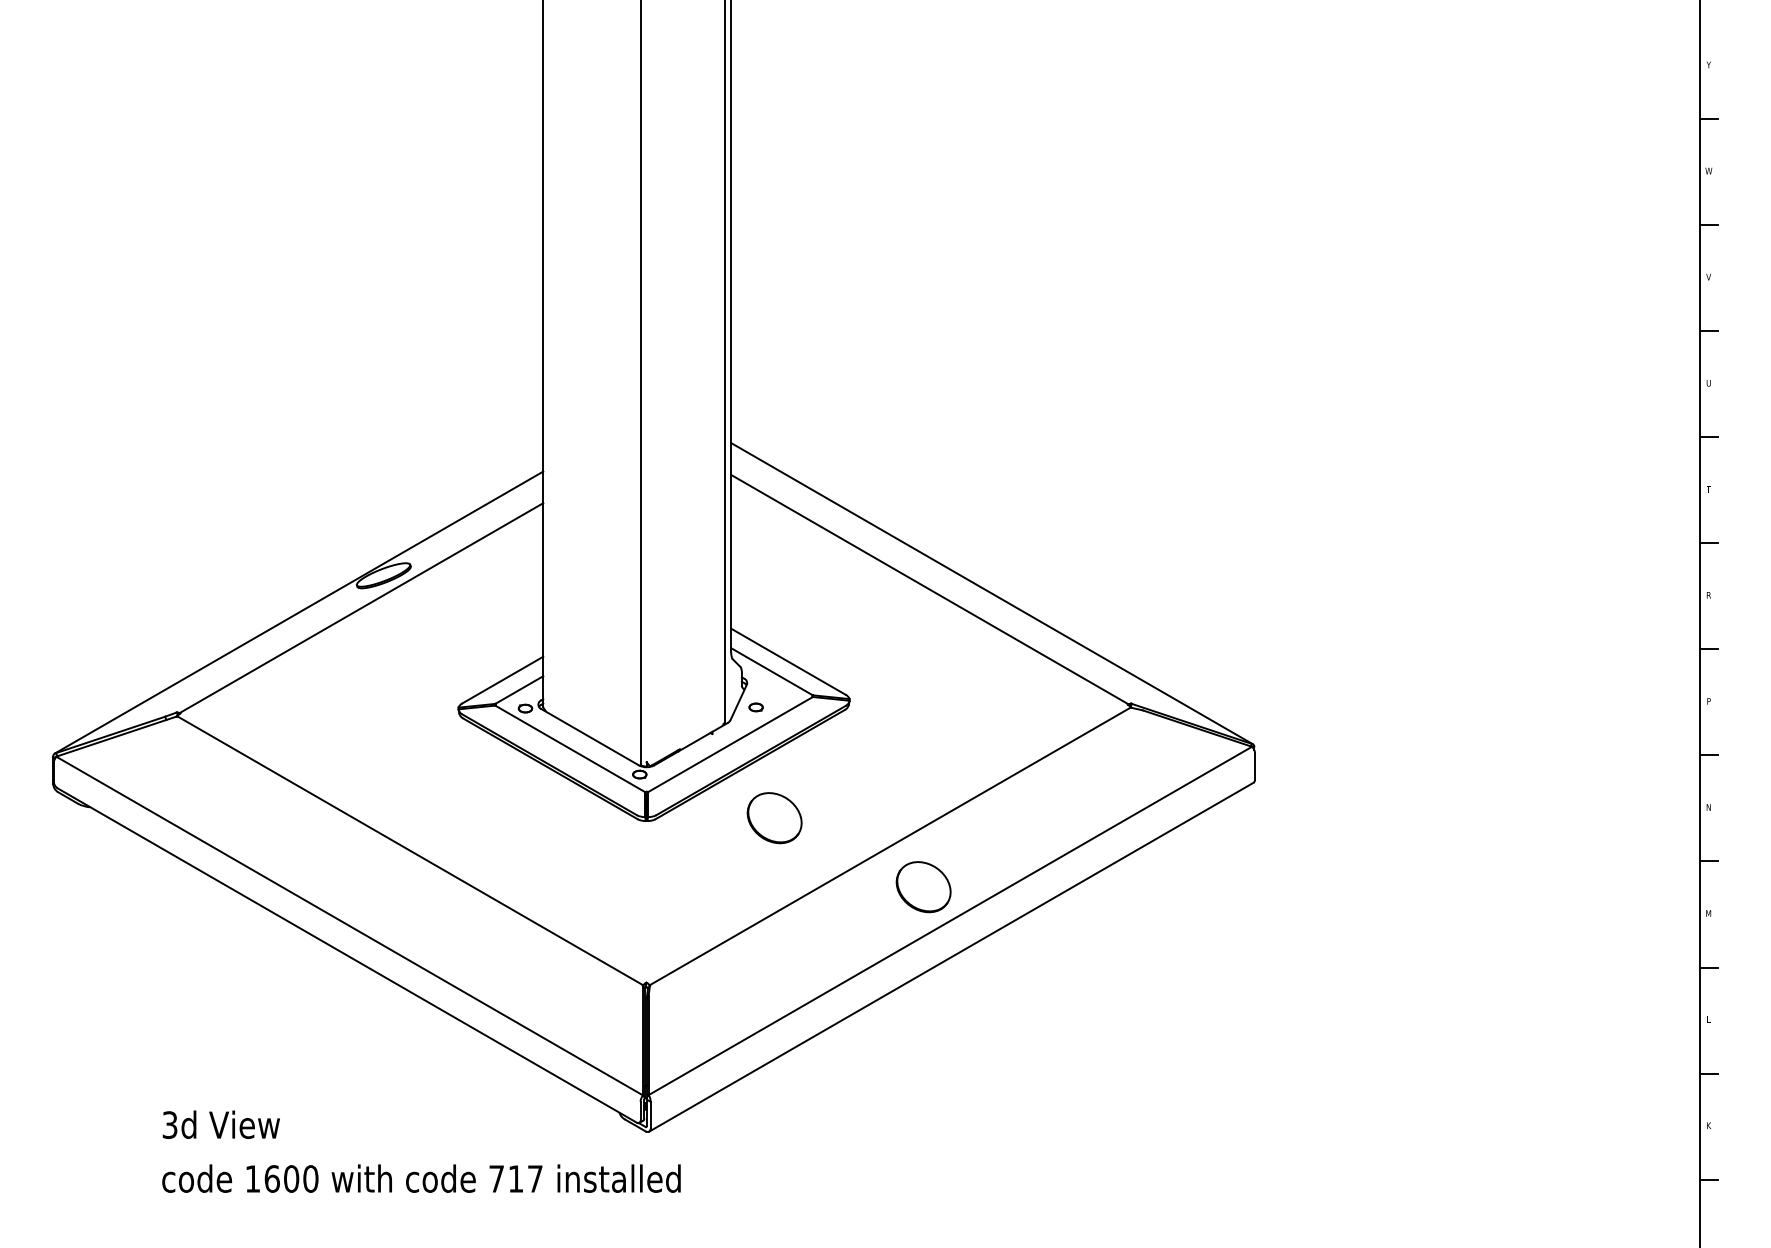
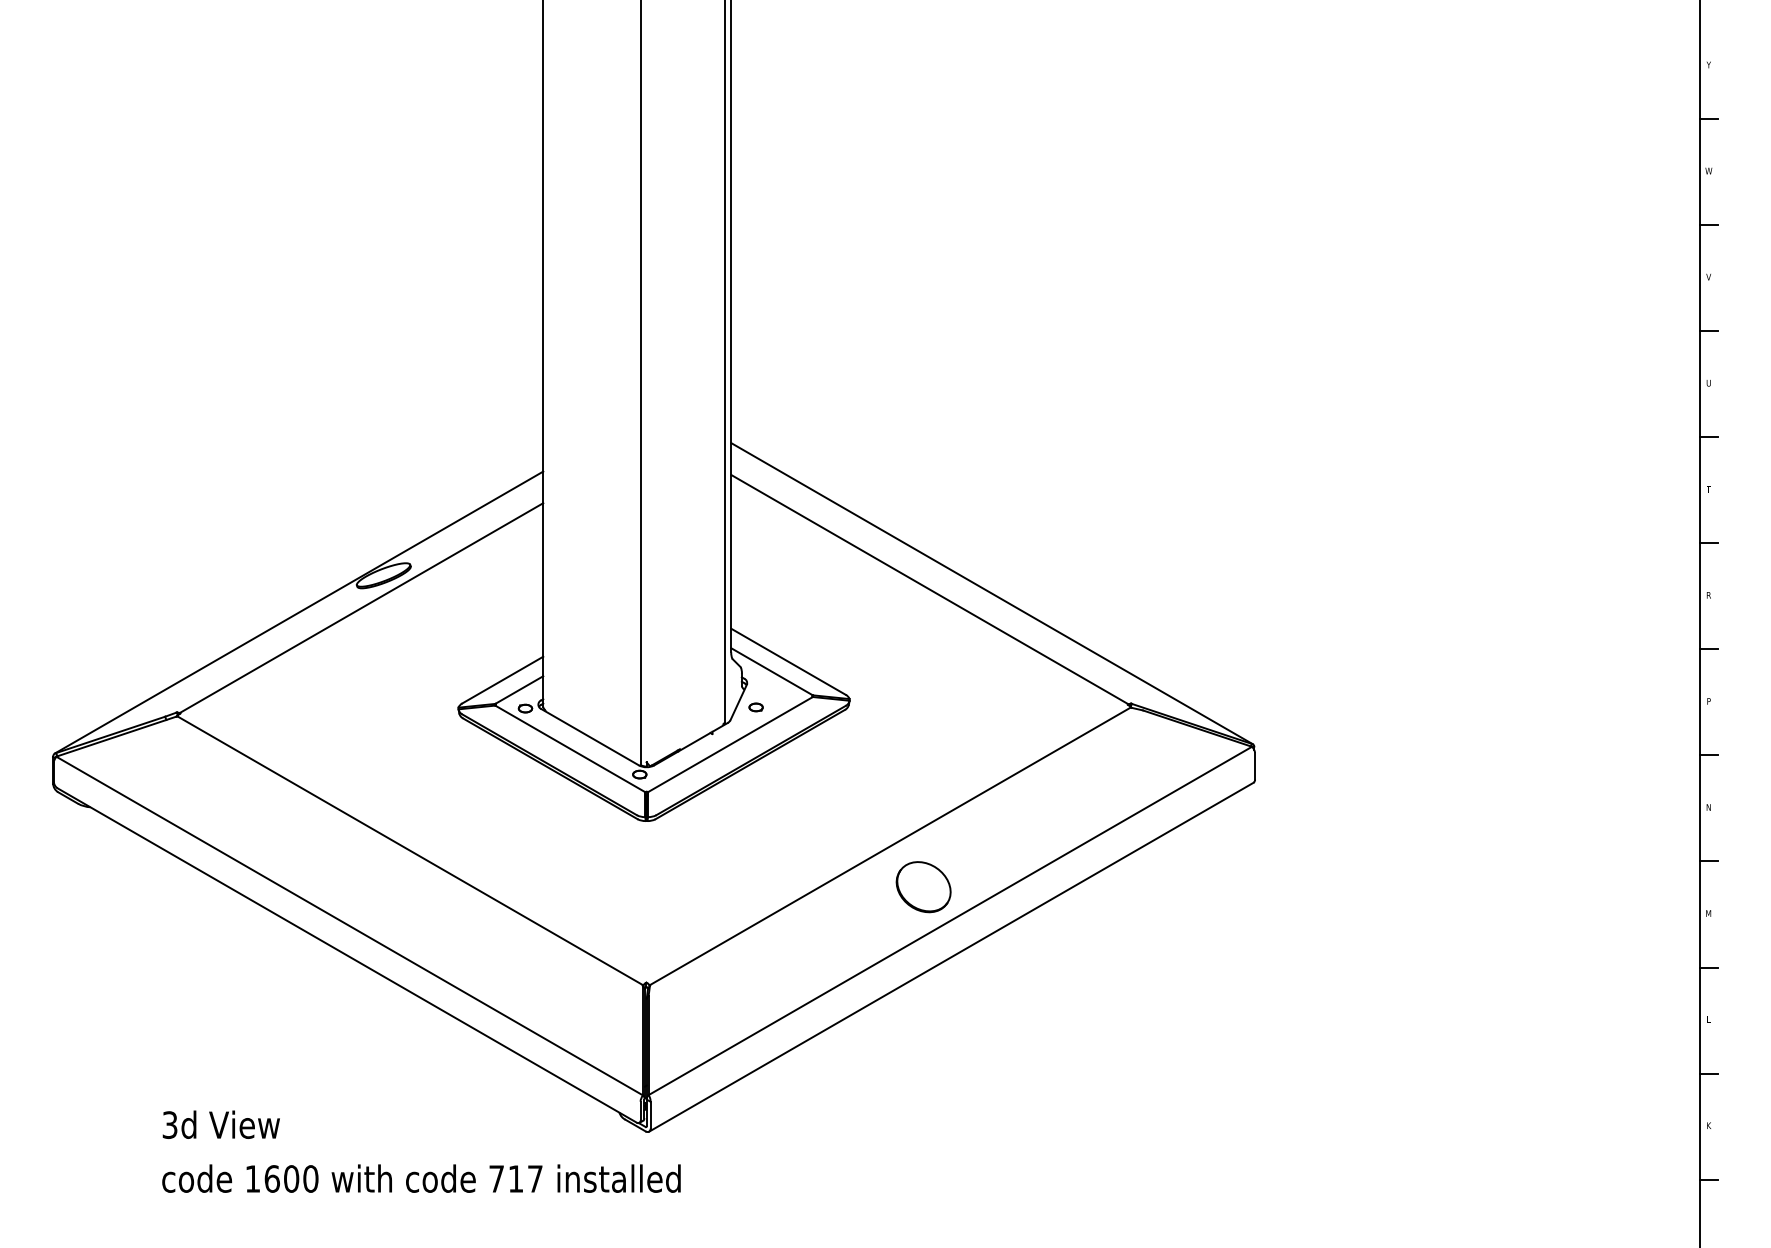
part: present -> none (774, 818)
